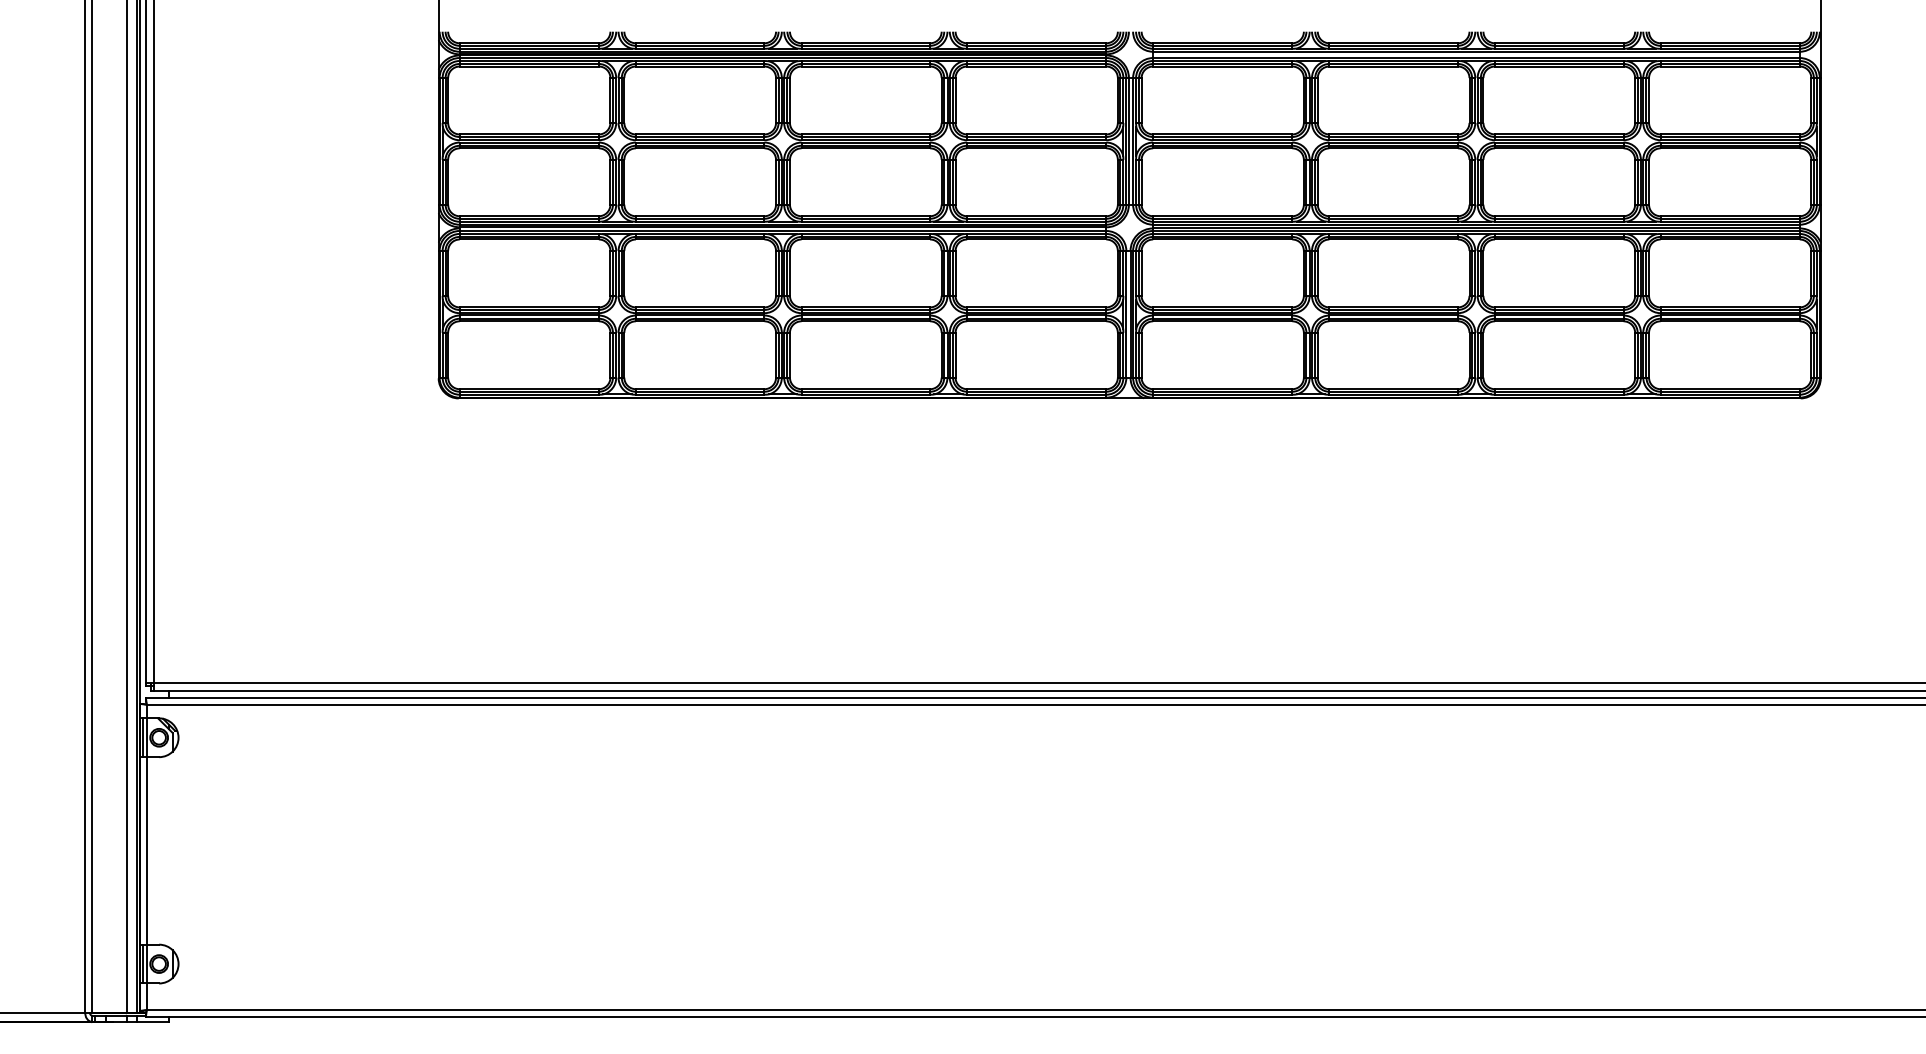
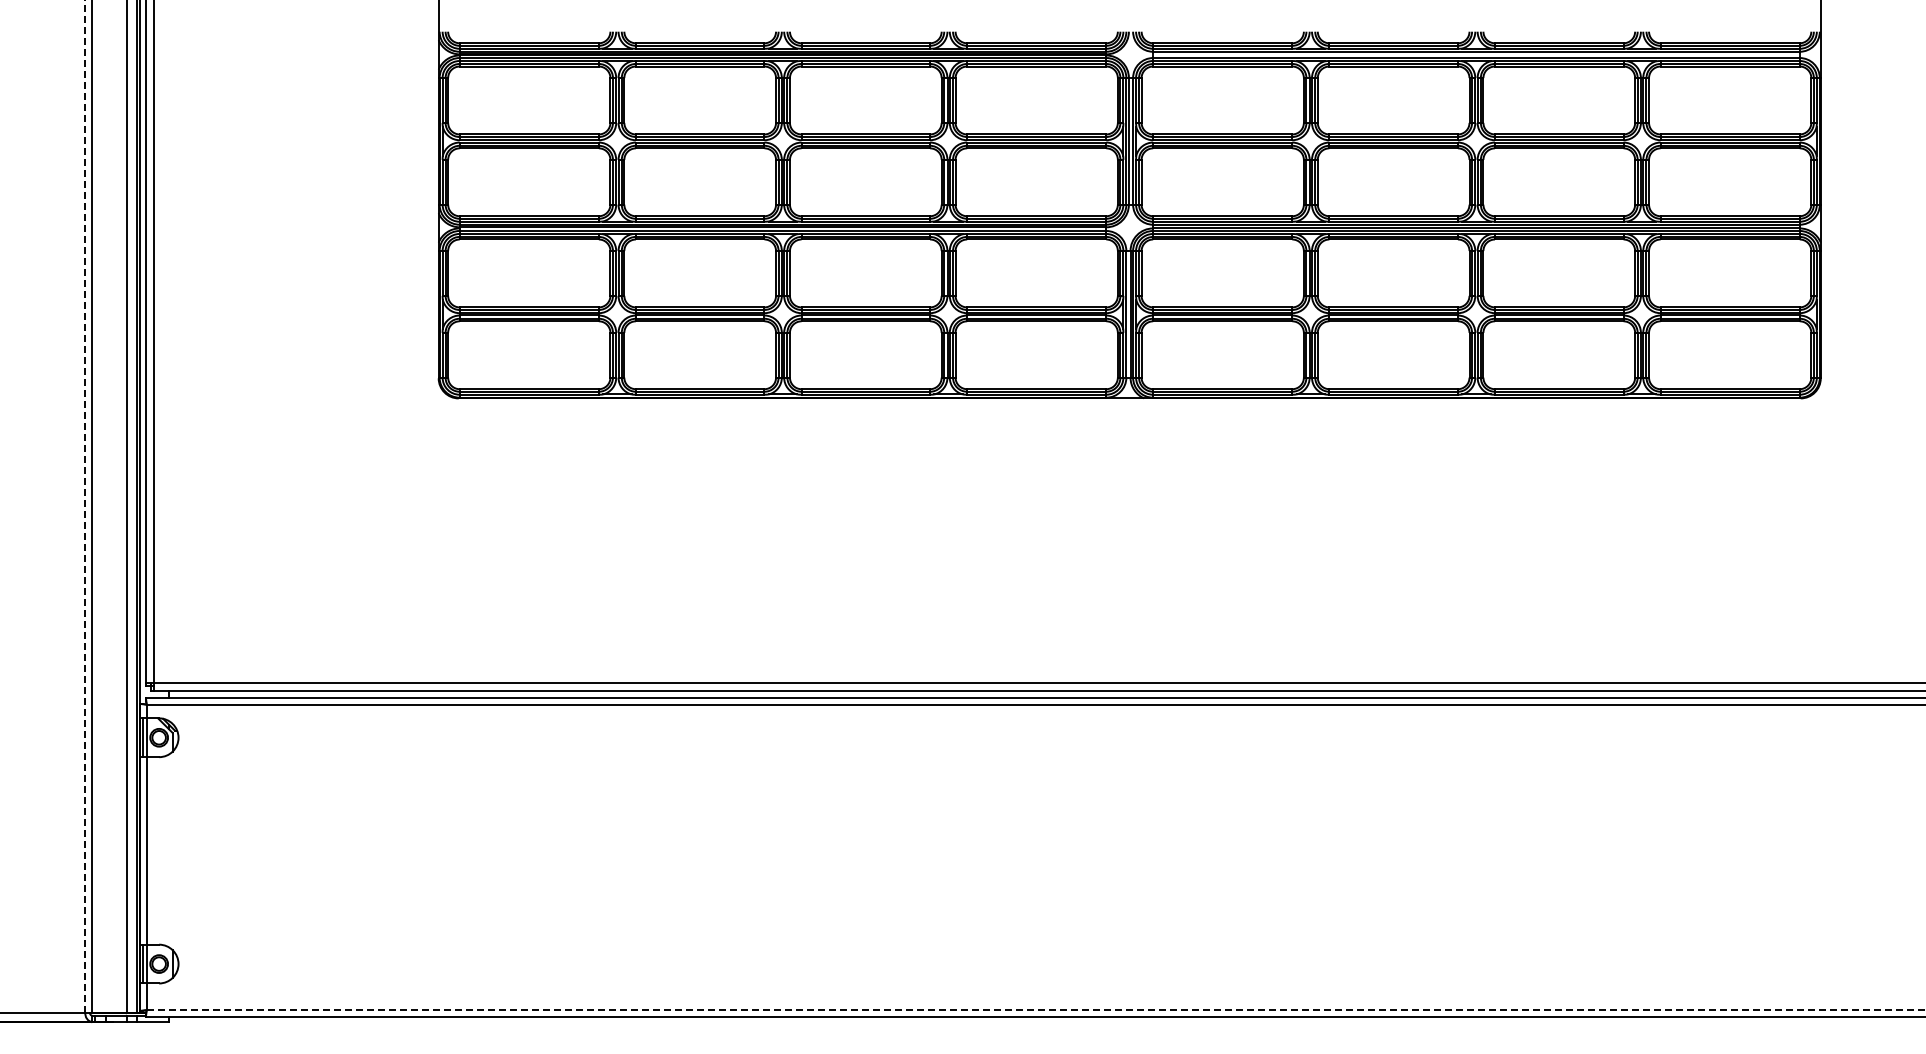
line: solid -> dashed (85, 506)
line: solid -> dashed (1036, 1010)
